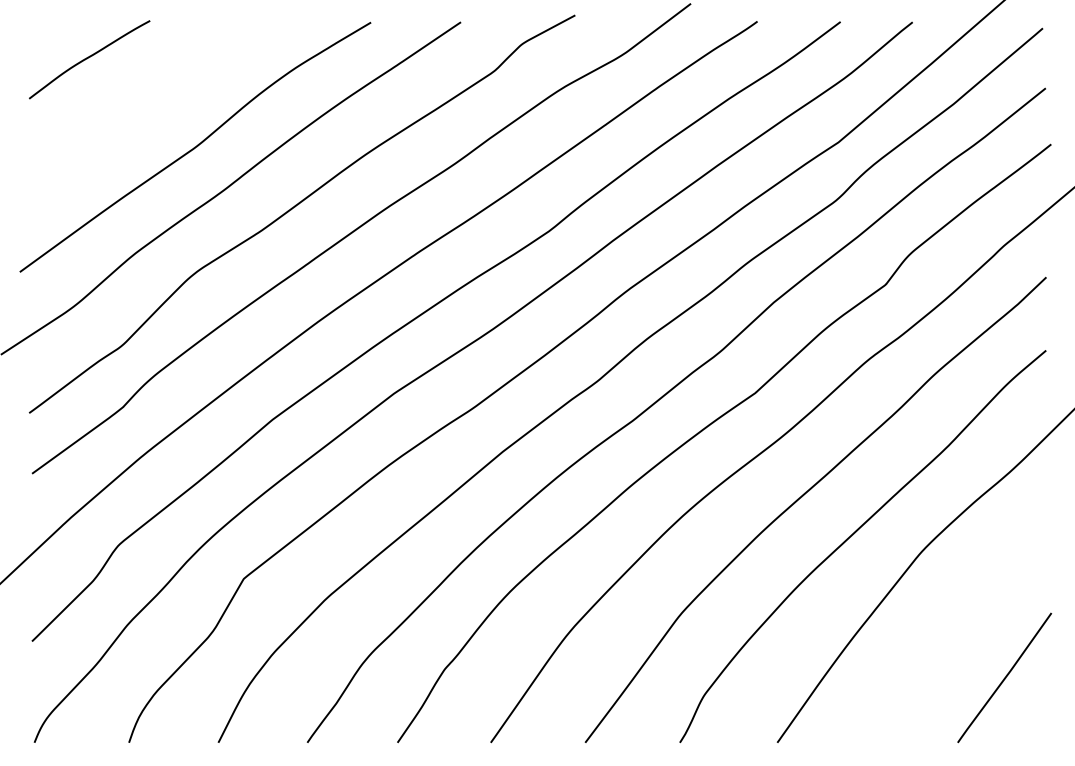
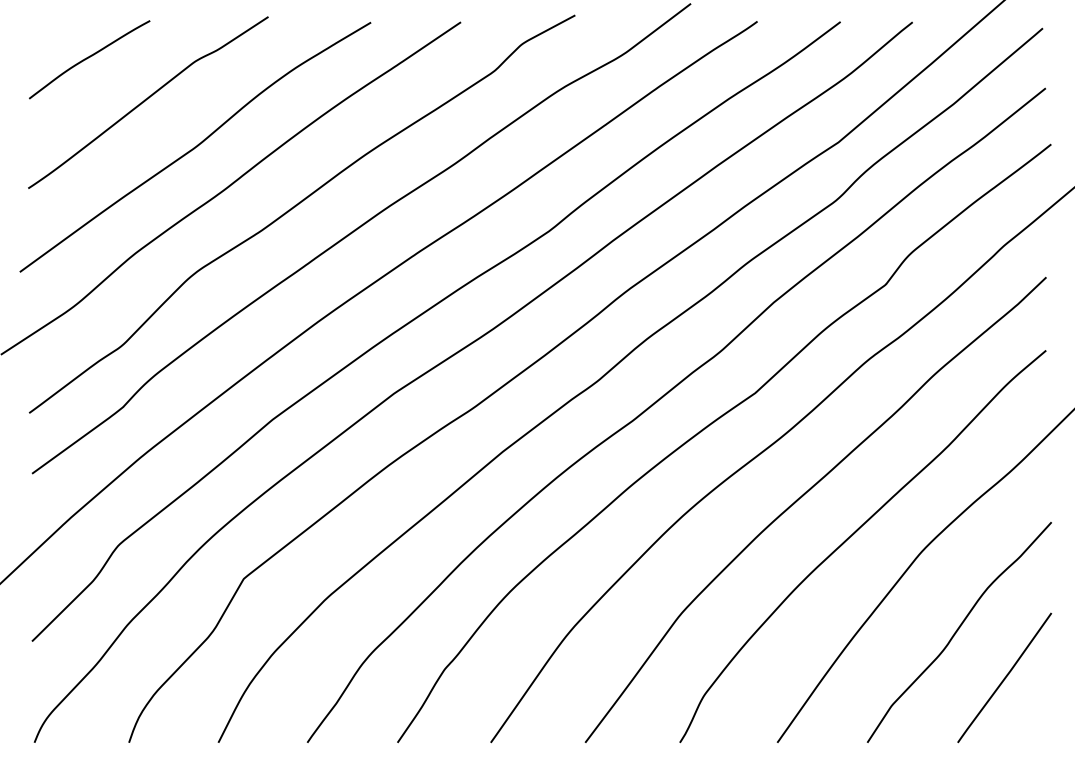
curve: none -> present (146, 100)
curve: none -> present (957, 631)
